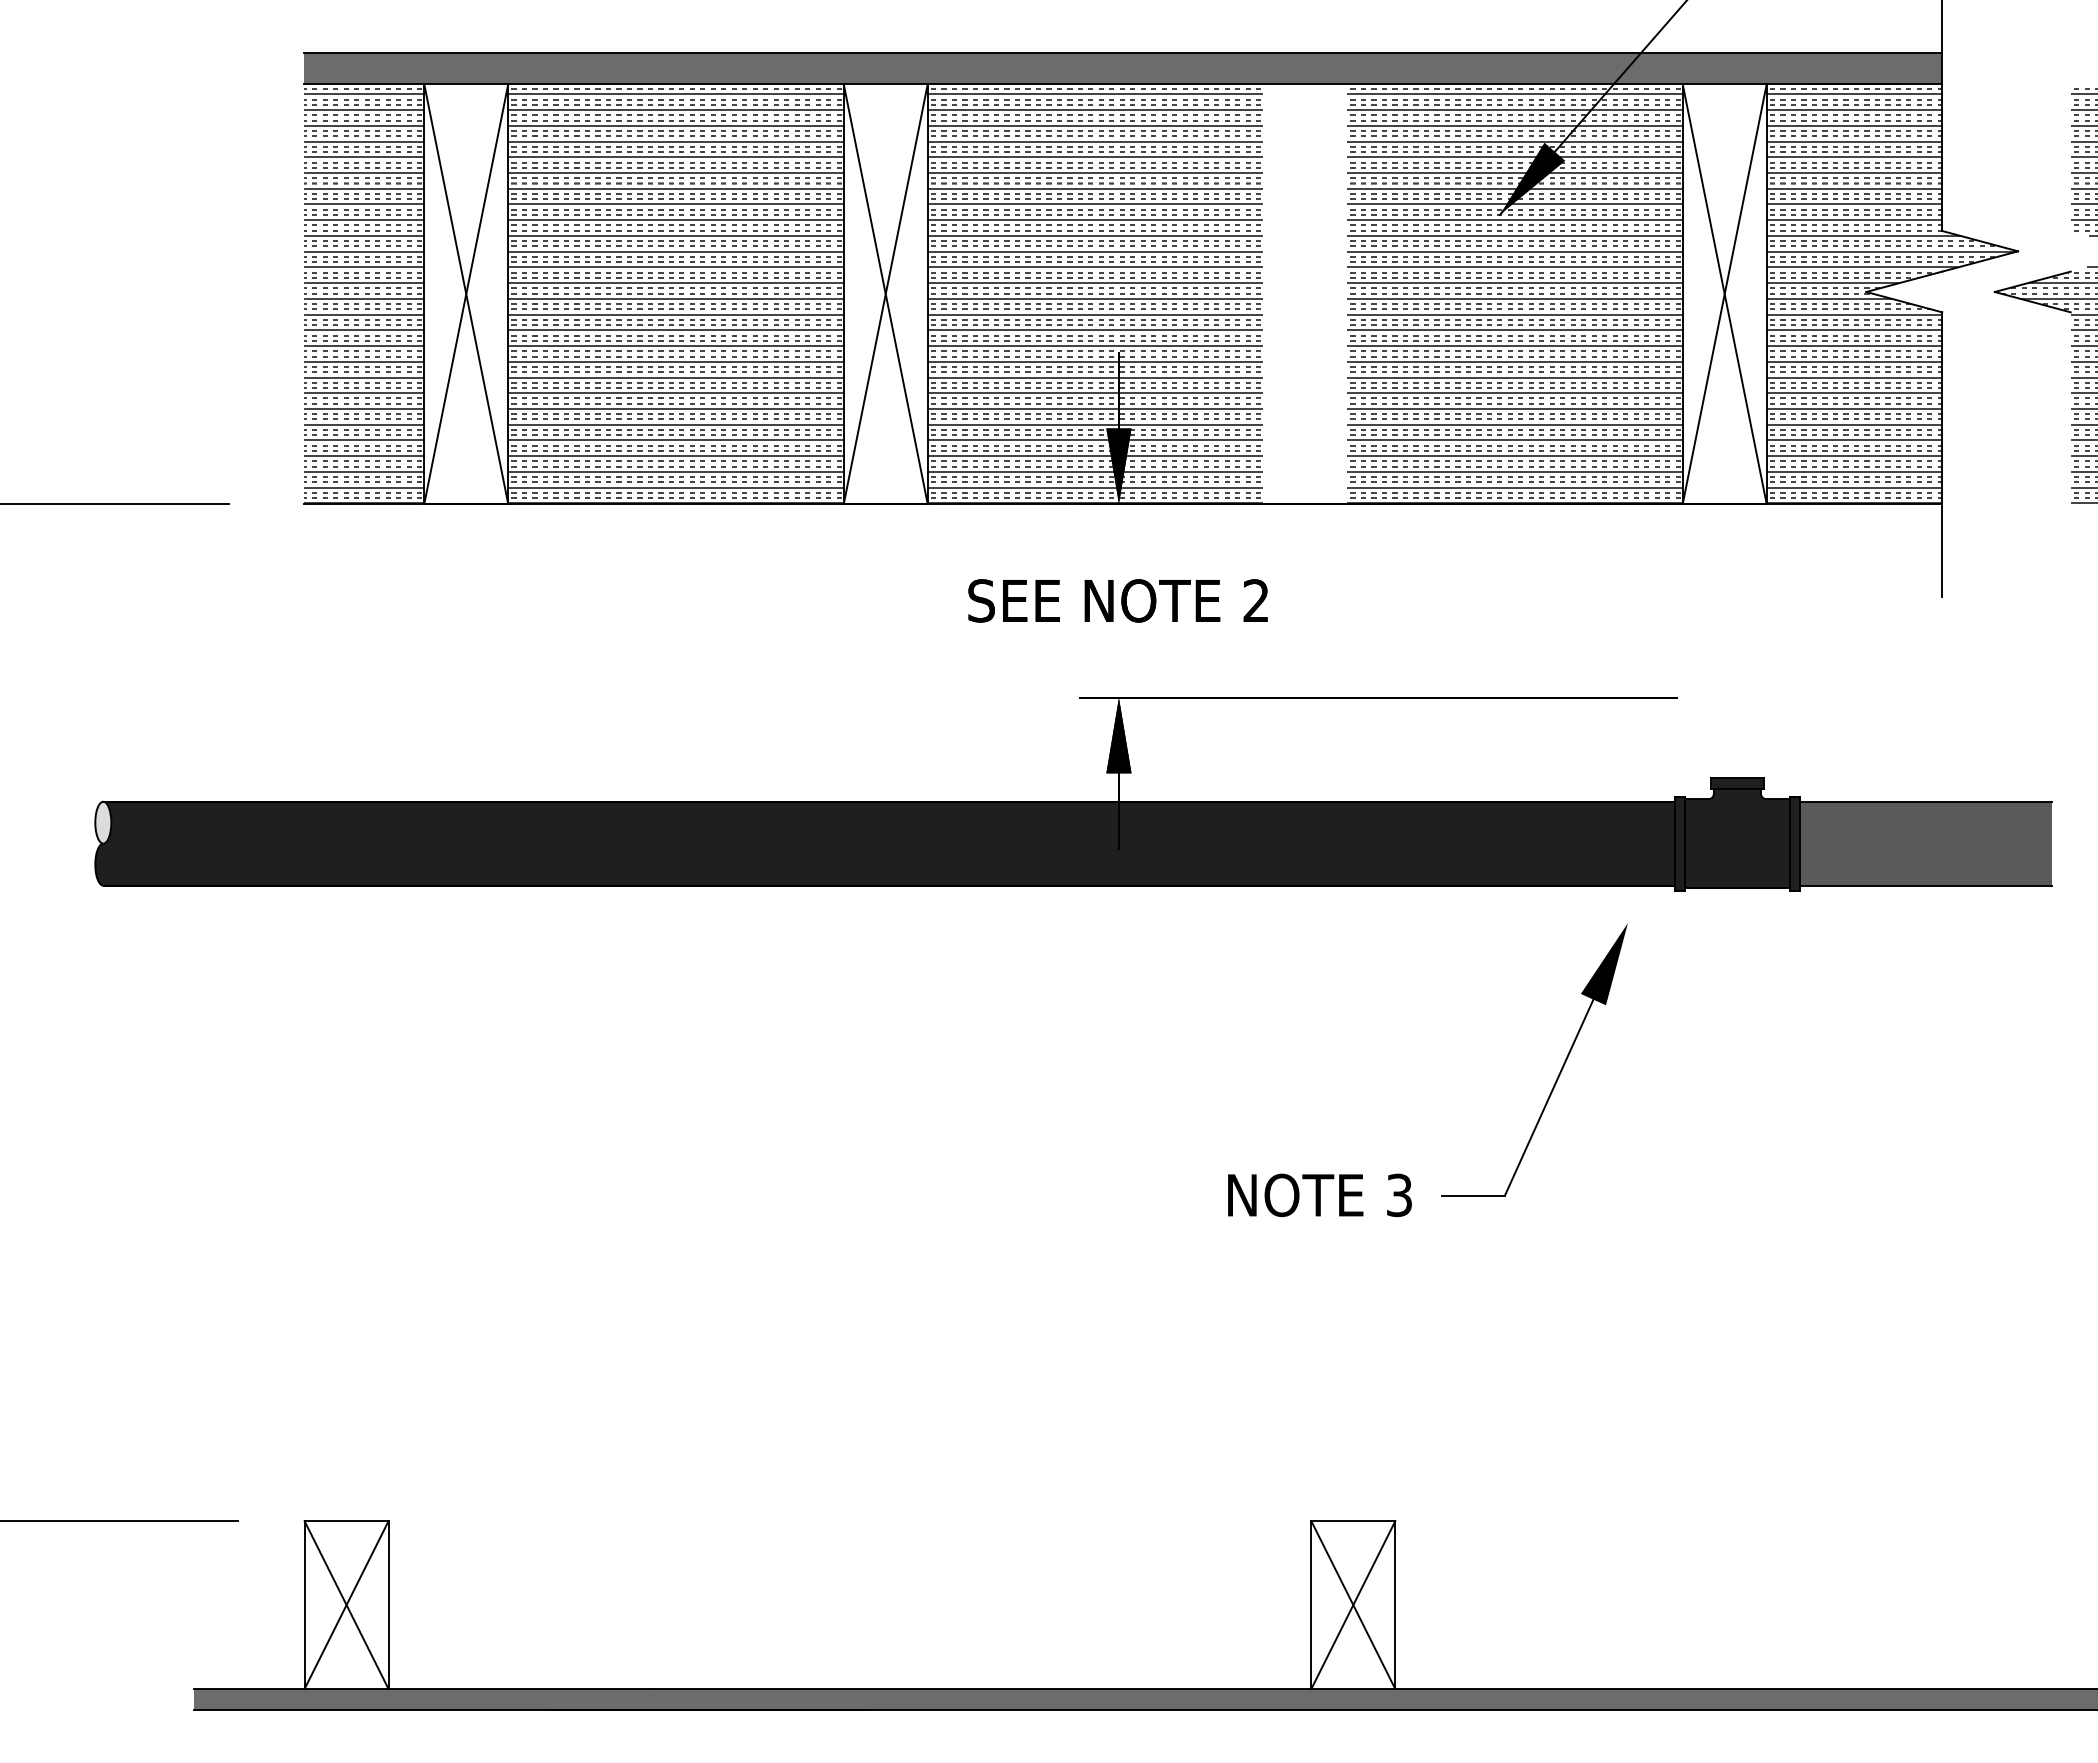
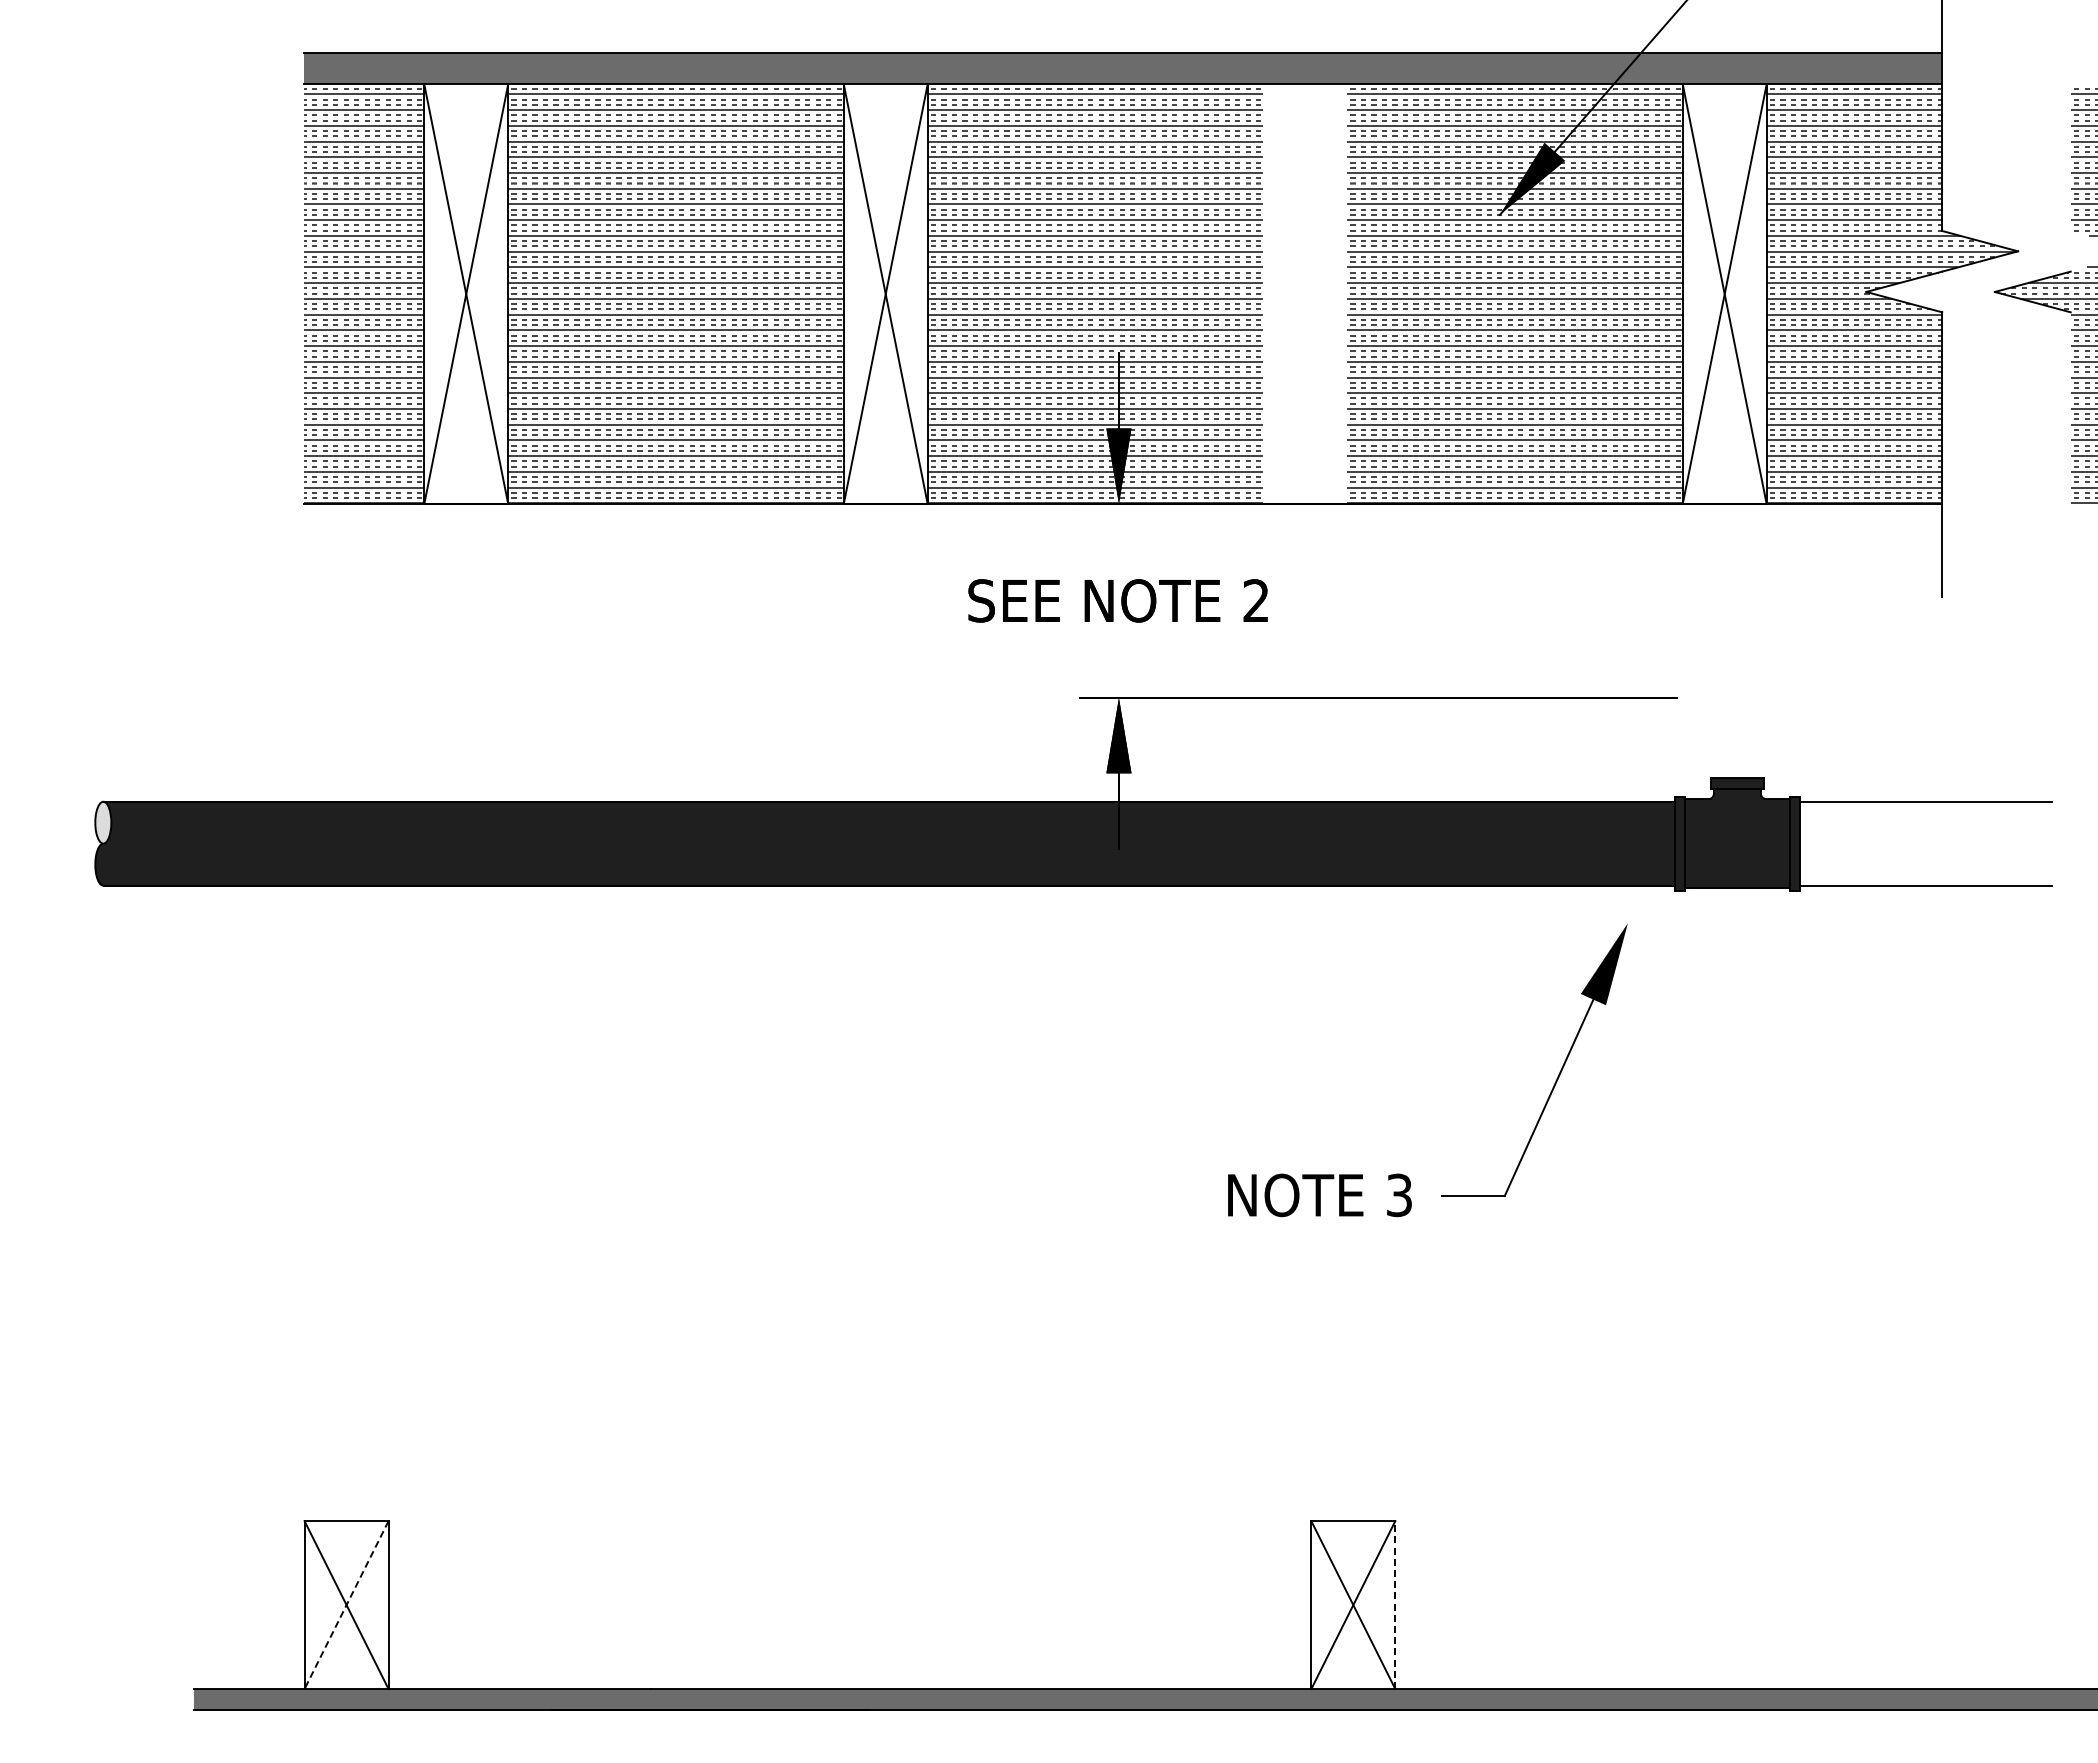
line: present -> none (115, 503)
fill: present -> none (1926, 843)
line: present -> none (120, 1521)
line: solid -> dashed (346, 1605)
line: solid -> dashed (1395, 1605)
